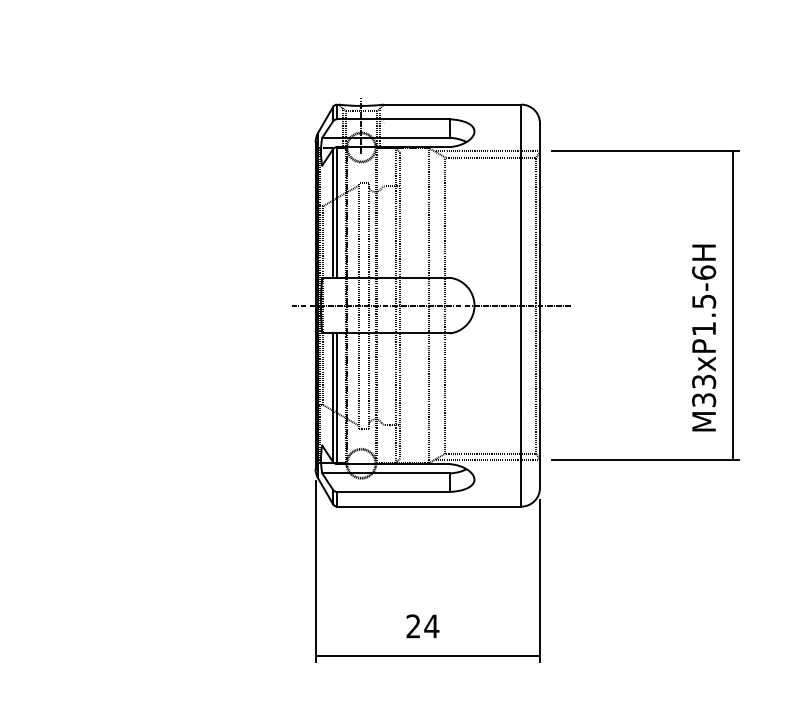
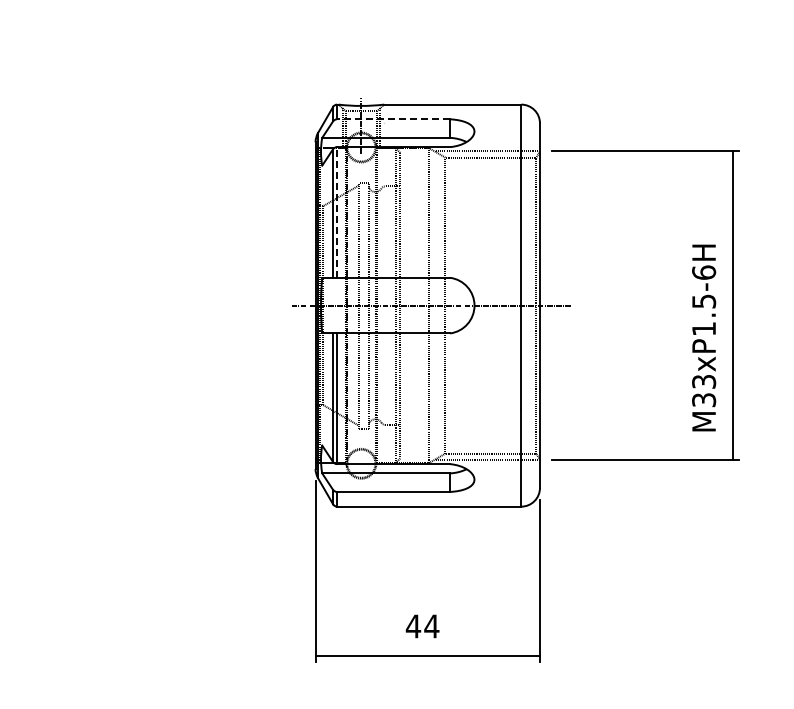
line: solid -> dashed (393, 119)
line: solid -> dashed (337, 211)
text: 24 -> 44 (413, 626)
